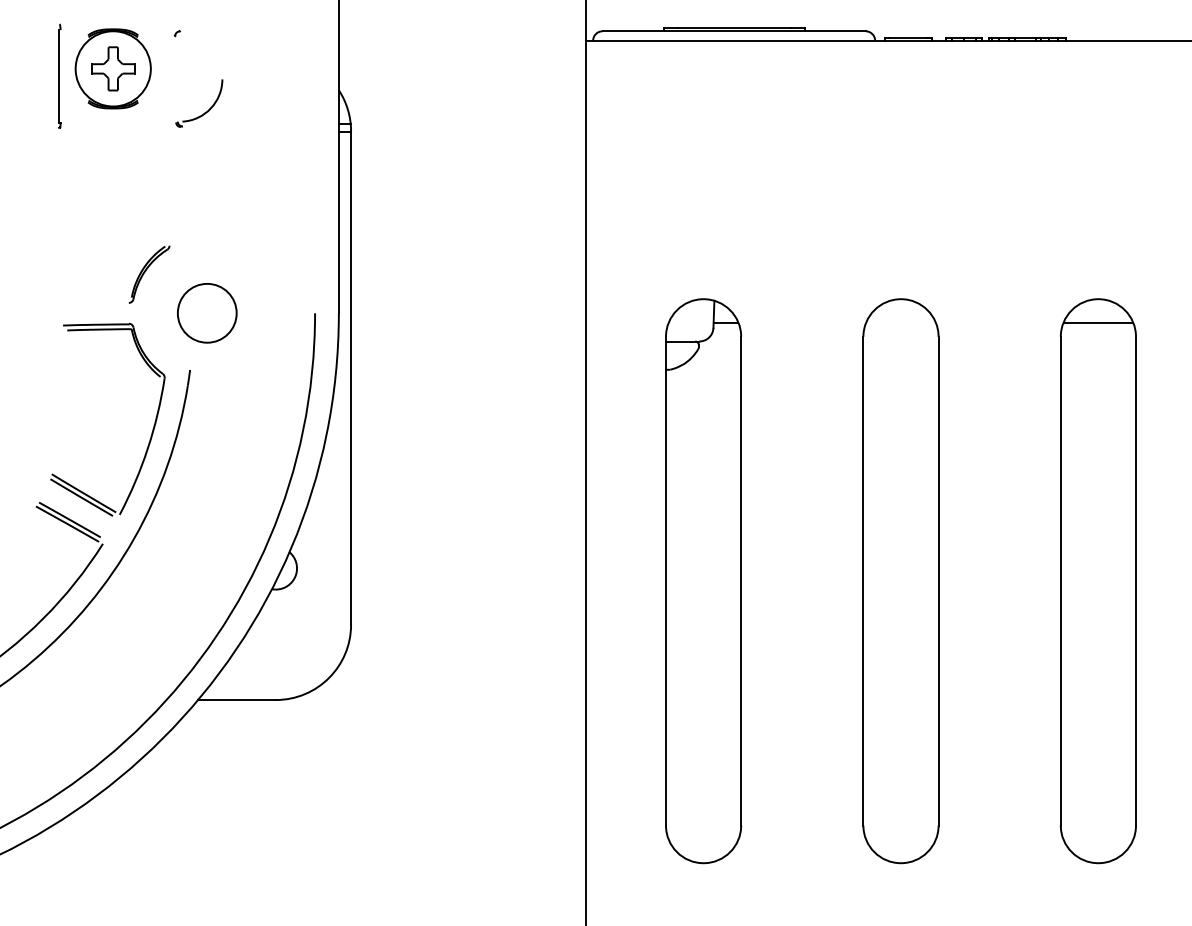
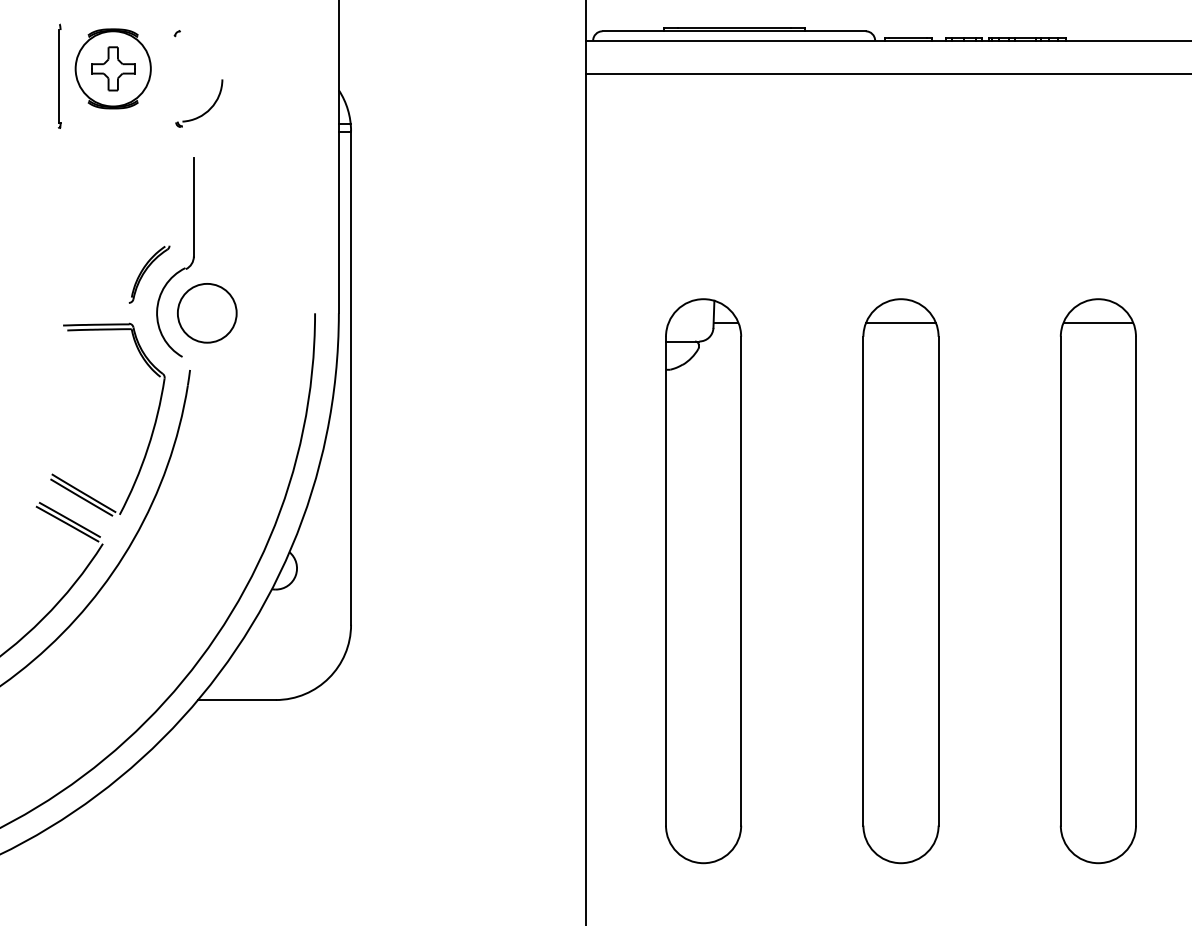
line: none -> present (887, 73)
part: none -> present (180, 269)
line: none -> present (900, 322)
